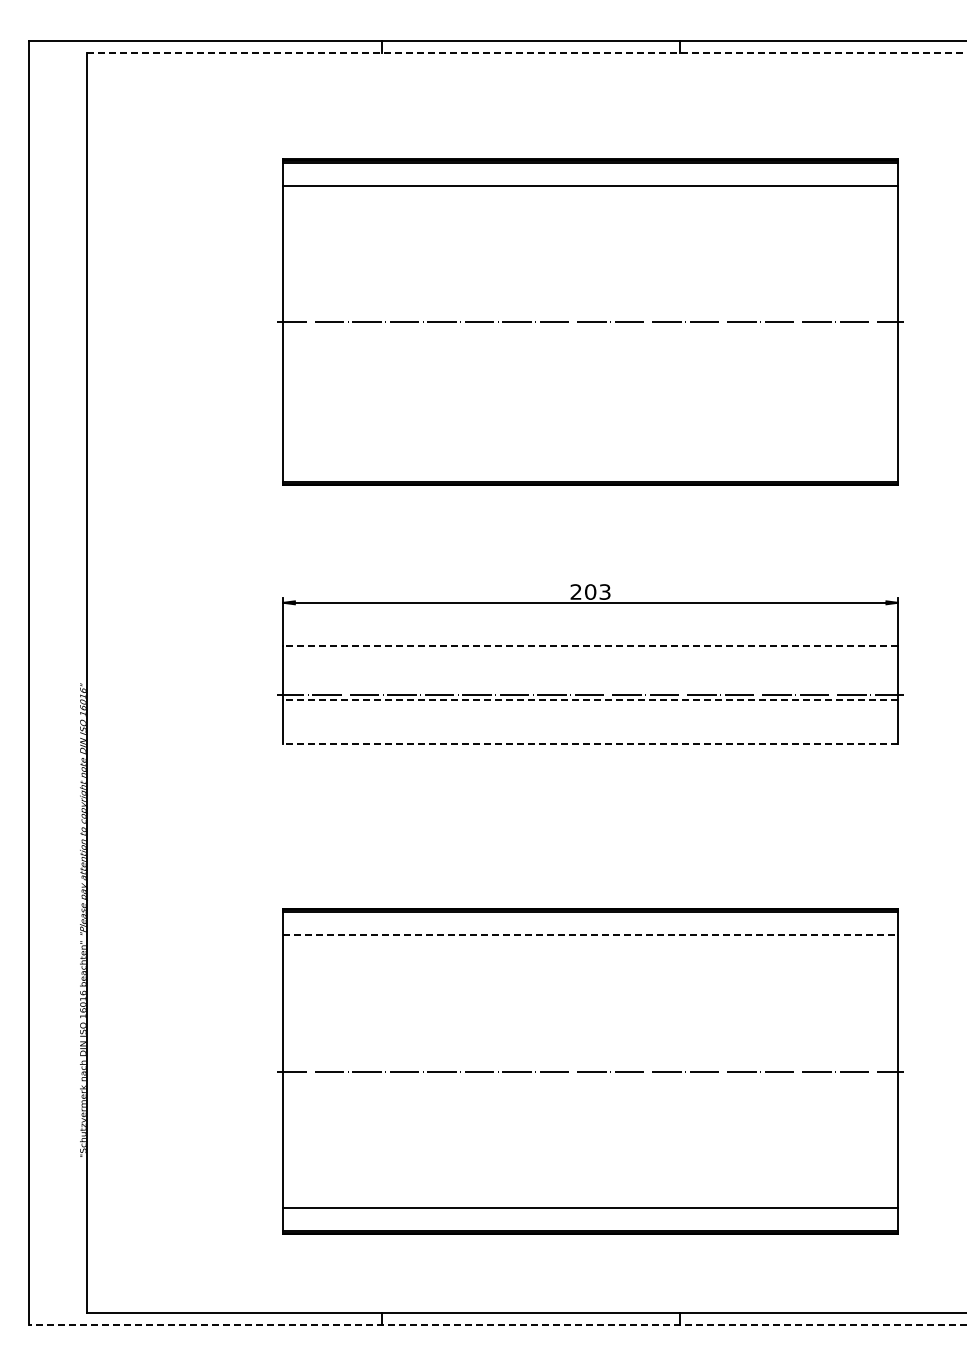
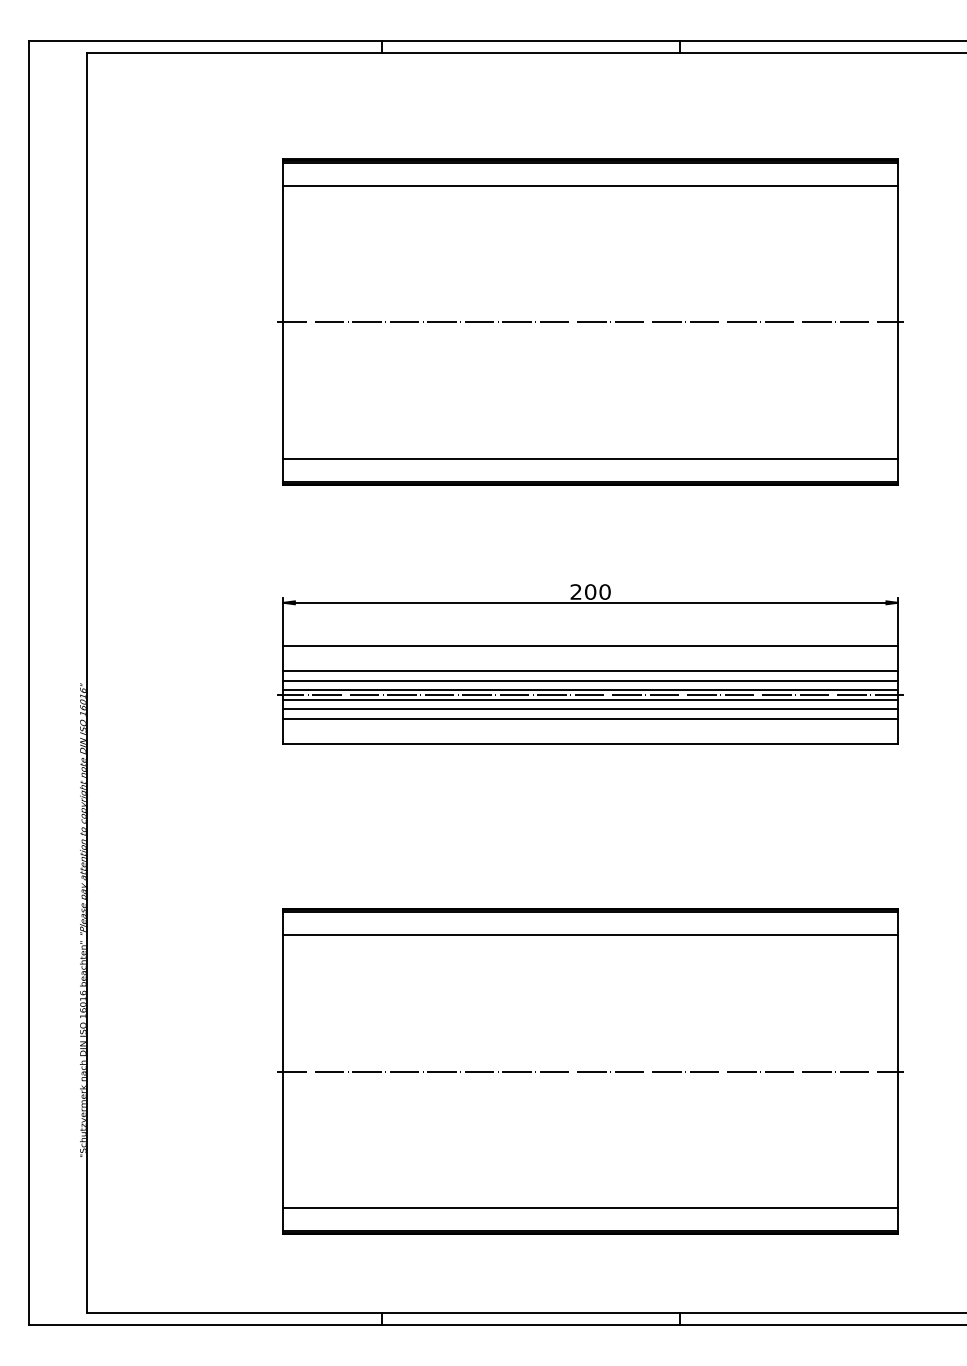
line: dashed -> solid (527, 53)
line: none -> present (590, 459)
text: 203 -> 200 (604, 591)
line: dashed -> solid (590, 645)
line: none -> present (590, 670)
line: none -> present (590, 680)
line: none -> present (590, 690)
line: dashed -> solid (590, 699)
line: none -> present (590, 709)
line: none -> present (590, 719)
line: dashed -> solid (590, 744)
line: dashed -> solid (591, 934)
line: dashed -> solid (497, 1325)
